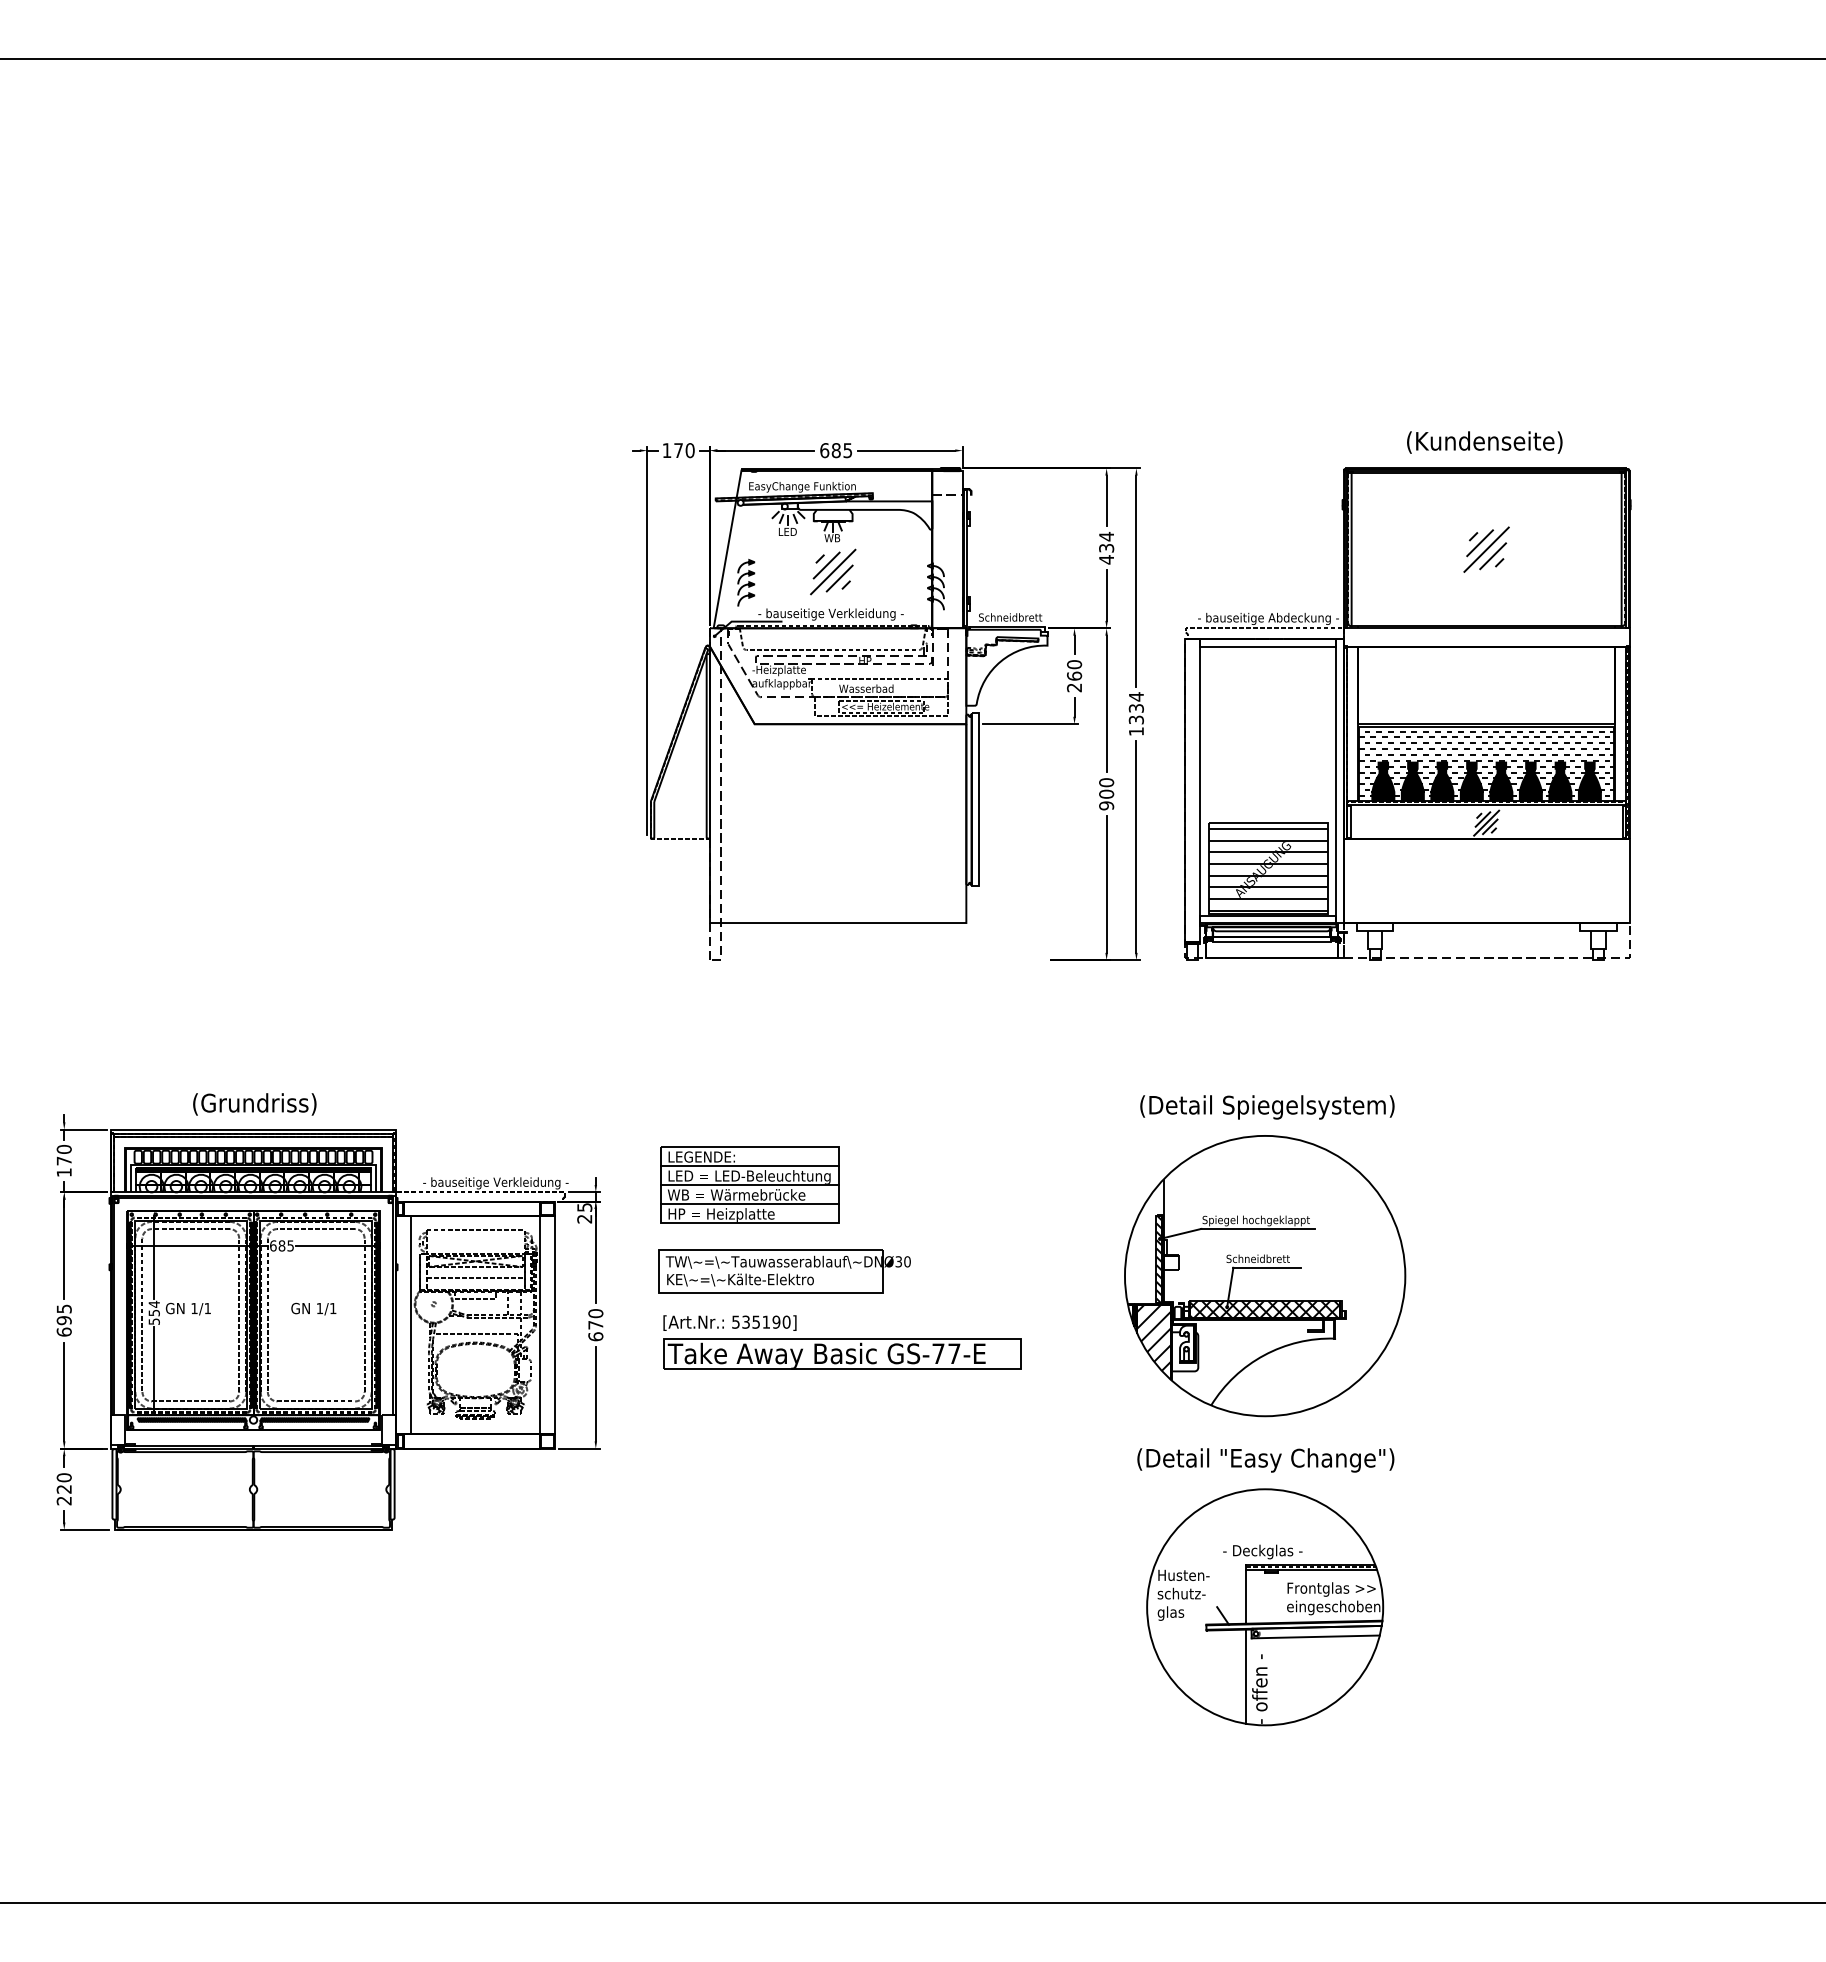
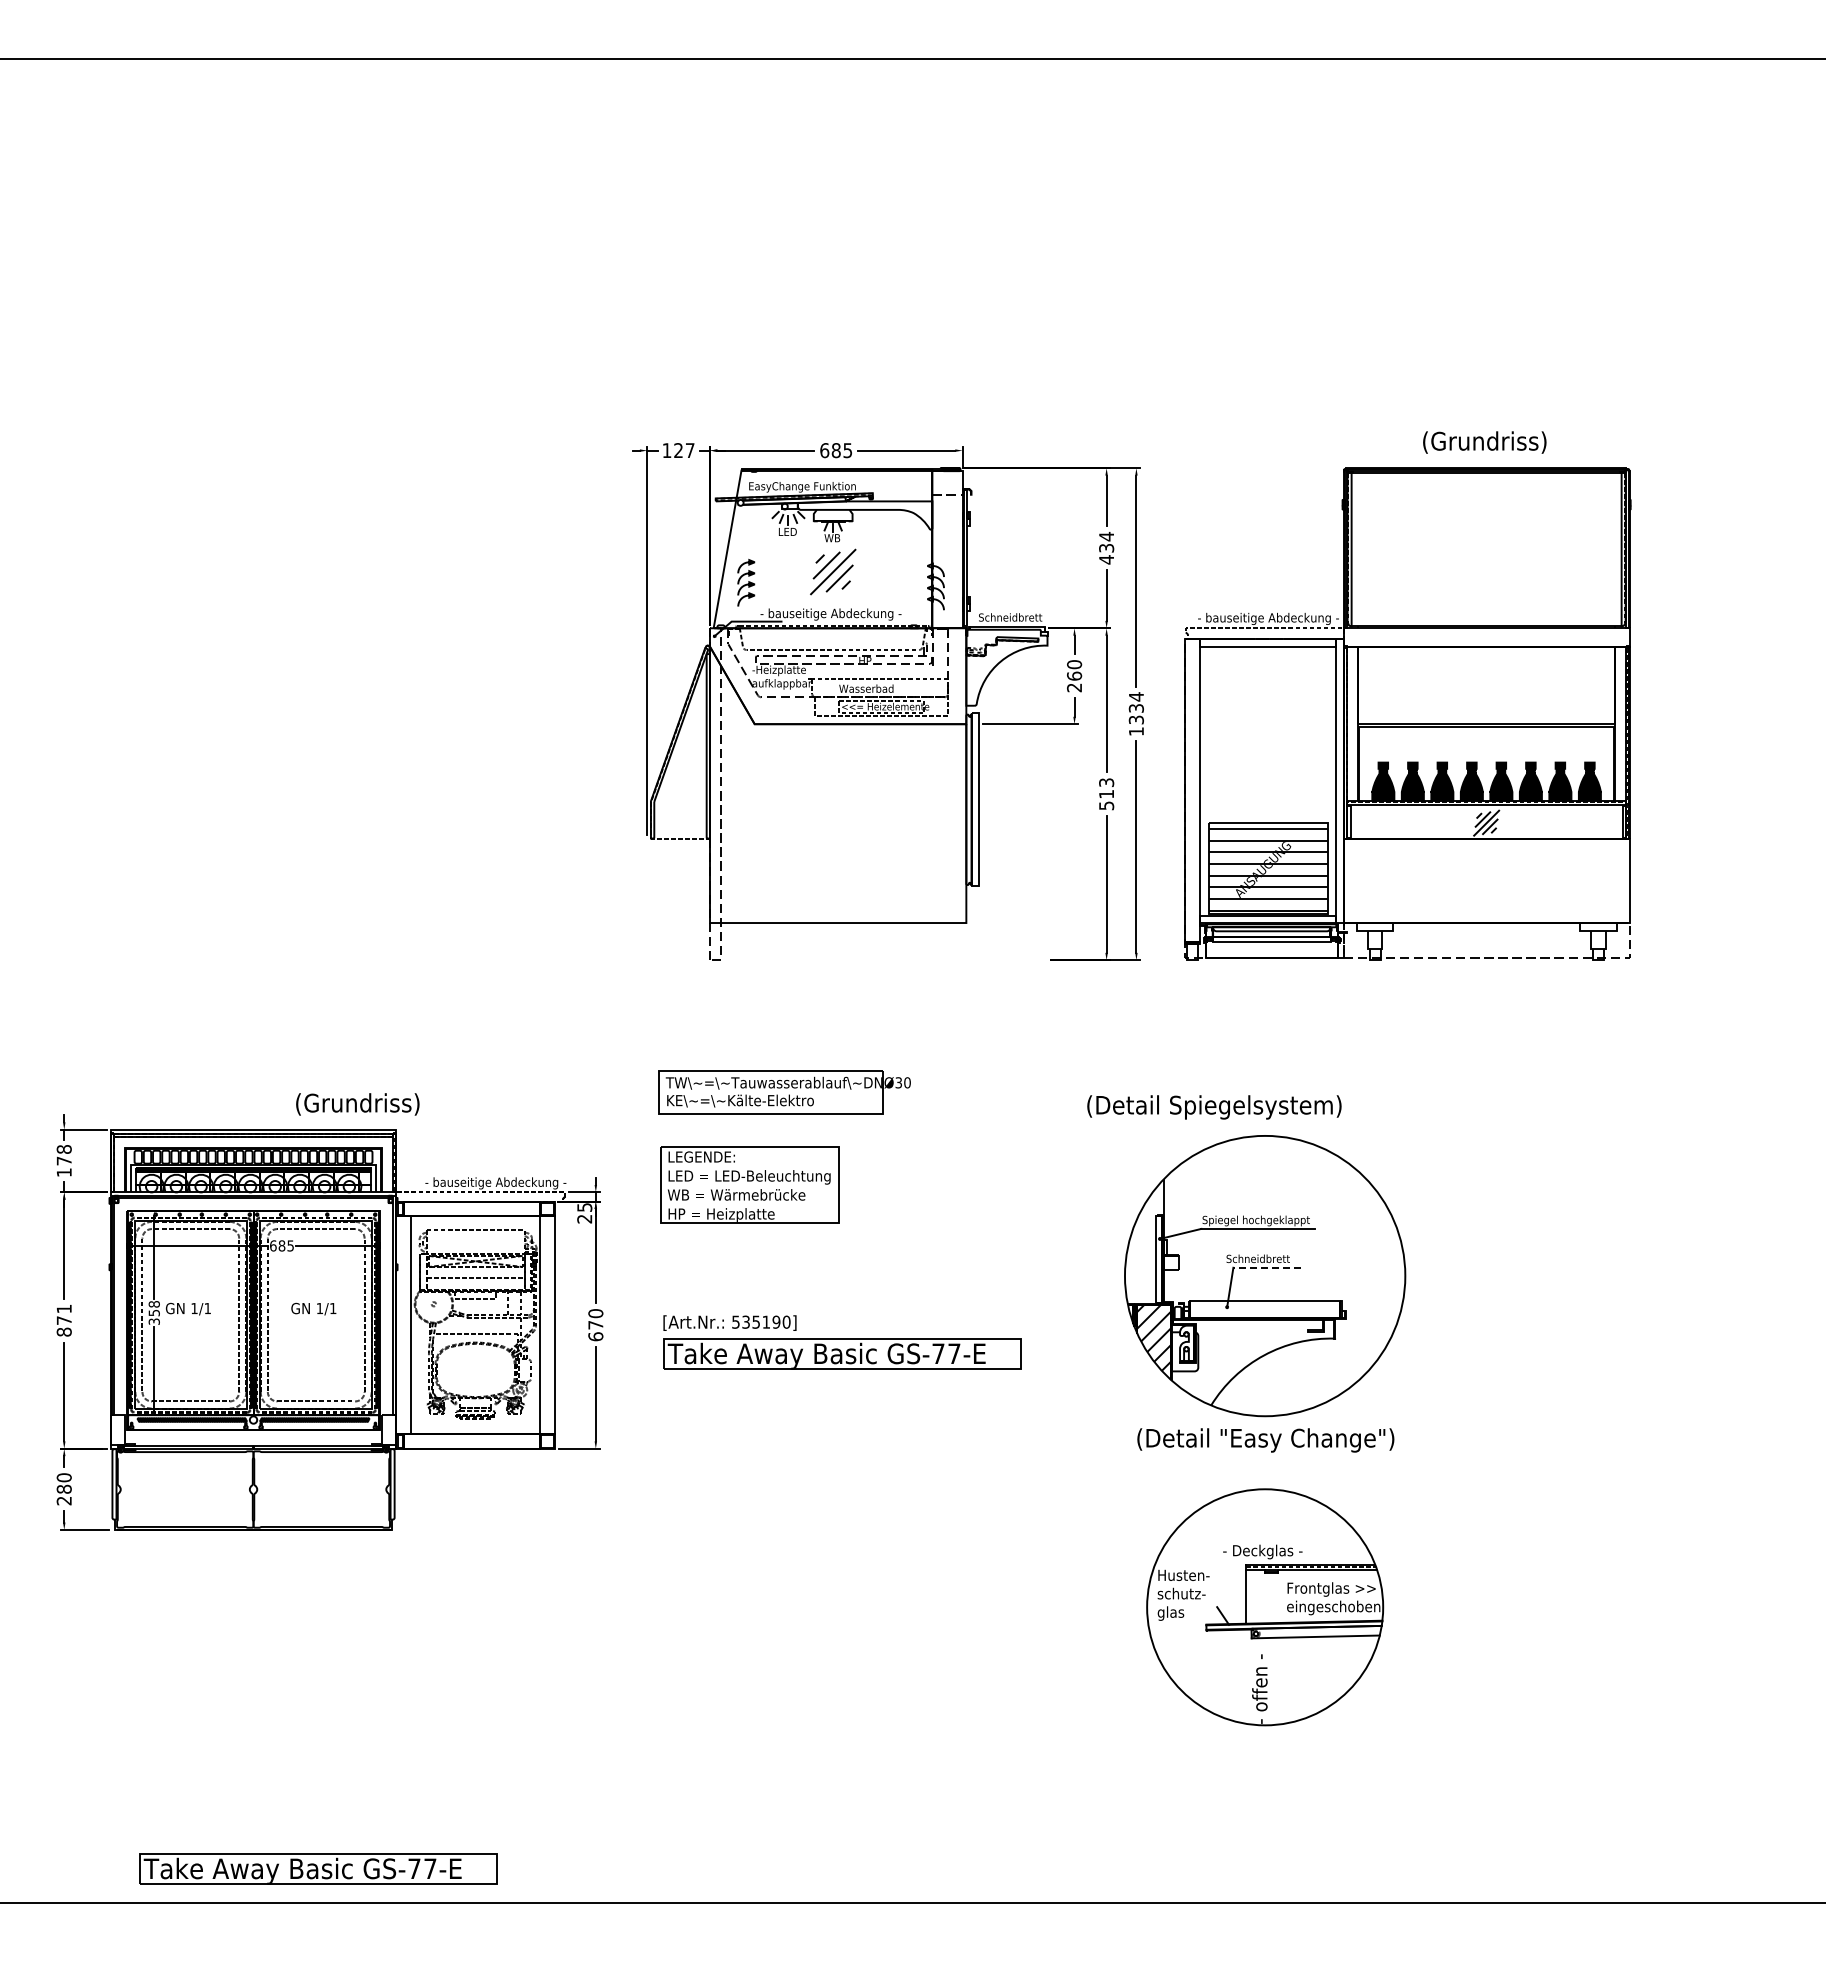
text: (Kundenseite) -> (Grundriss) (1484, 442)
text: 170 -> 127 (684, 450)
part: present -> none (1486, 549)
text: - bauseitige Verkleidung - -> - bauseitige Abdeckung - (830, 614)
hatch: present -> none (1486, 763)
text: 900 -> 513 (1106, 794)
text position: (254, 1104) -> (357, 1104) (357, 1104)
text position: (1267, 1107) -> (1214, 1107) (1214, 1107)
text: 170 -> 178 (64, 1149)
line: present -> none (750, 1166)
text: - bauseitige Verkleidung - -> - bauseitige Abdeckung - (495, 1183)
line: present -> none (750, 1185)
line: present -> none (750, 1204)
hatch: present -> none (1159, 1259)
line: solid -> dashed (1267, 1267)
part position: (784, 1271) -> (784, 1092) (784, 1092)
hatch: present -> none (1265, 1308)
text: 554 -> 358 (153, 1312)
text: 695 -> 871 (63, 1320)
text position: (1265, 1460) -> (1265, 1440) (1265, 1440)
text: 220 -> 280 (63, 1488)
line: present -> none (1246, 1676)
part: none -> present (318, 1868)
